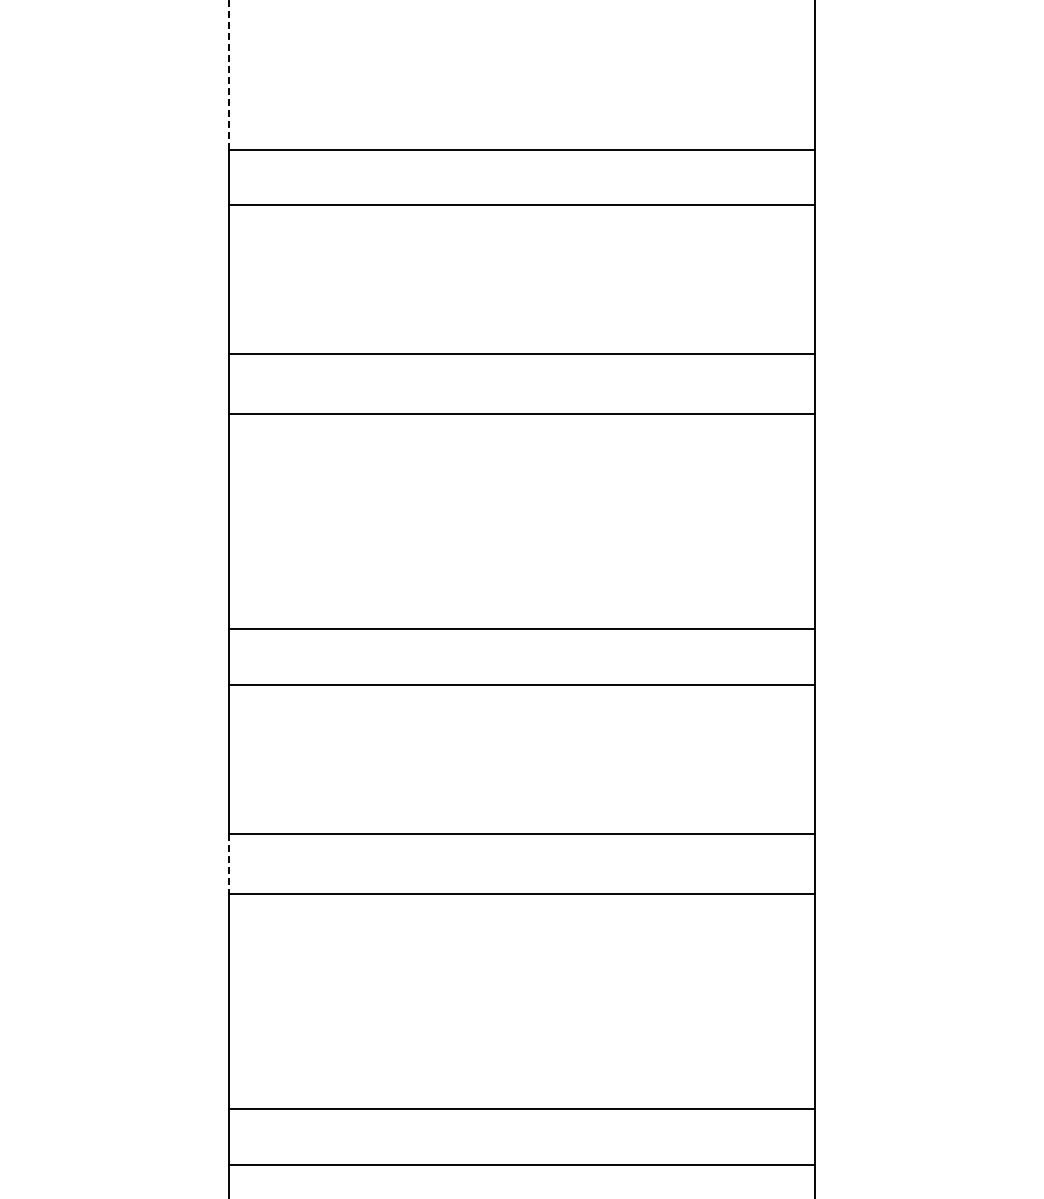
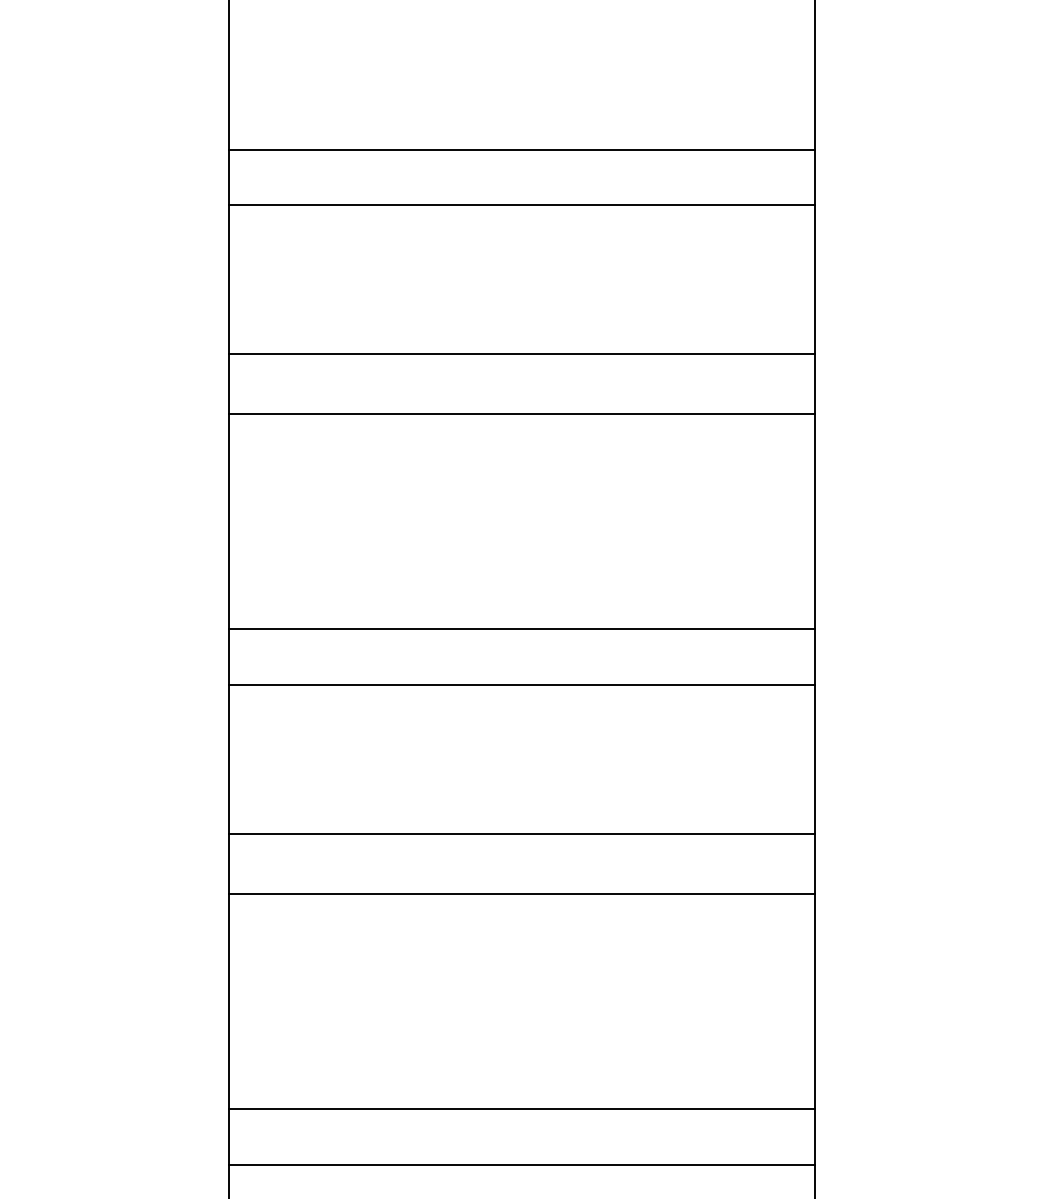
line: dashed -> solid (229, 74)
line: dashed -> solid (229, 863)
